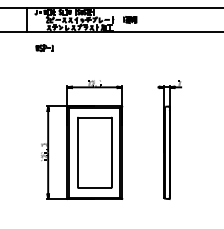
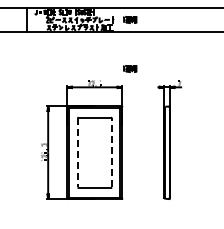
part: present -> none (44, 47)
part: none -> present (130, 68)
line: solid -> dashed (78, 152)
line: solid -> dashed (111, 152)
